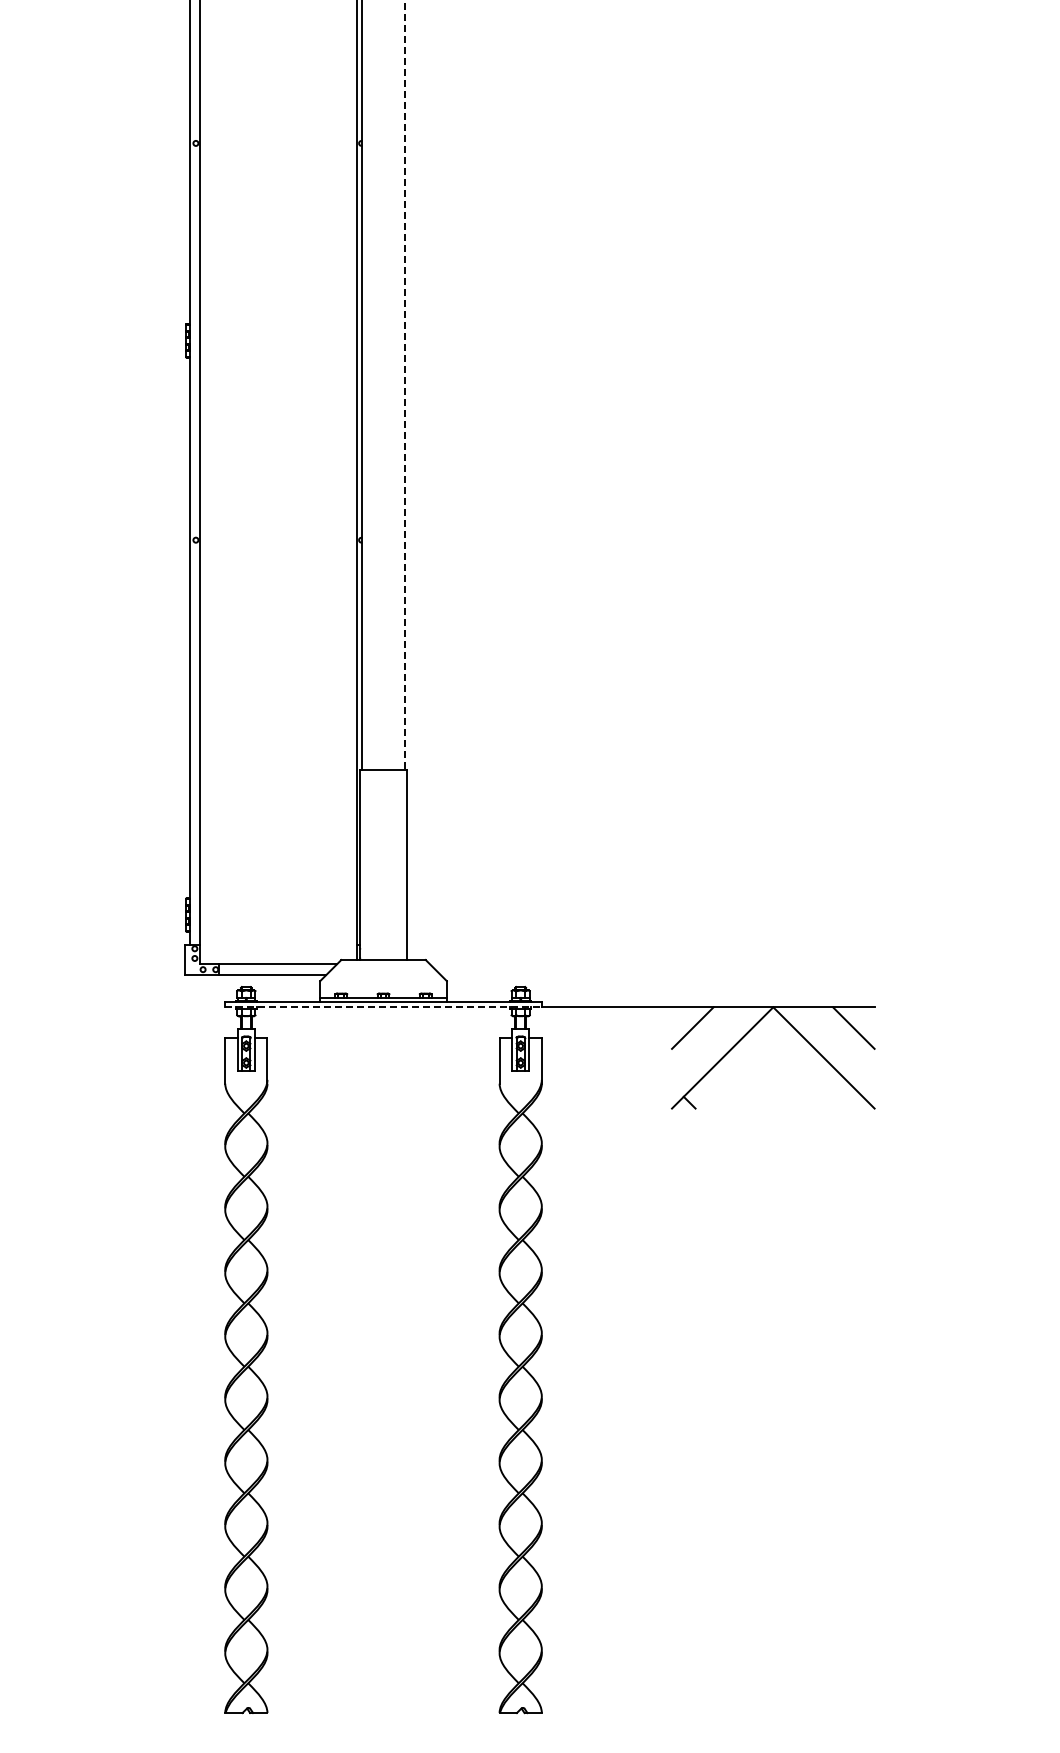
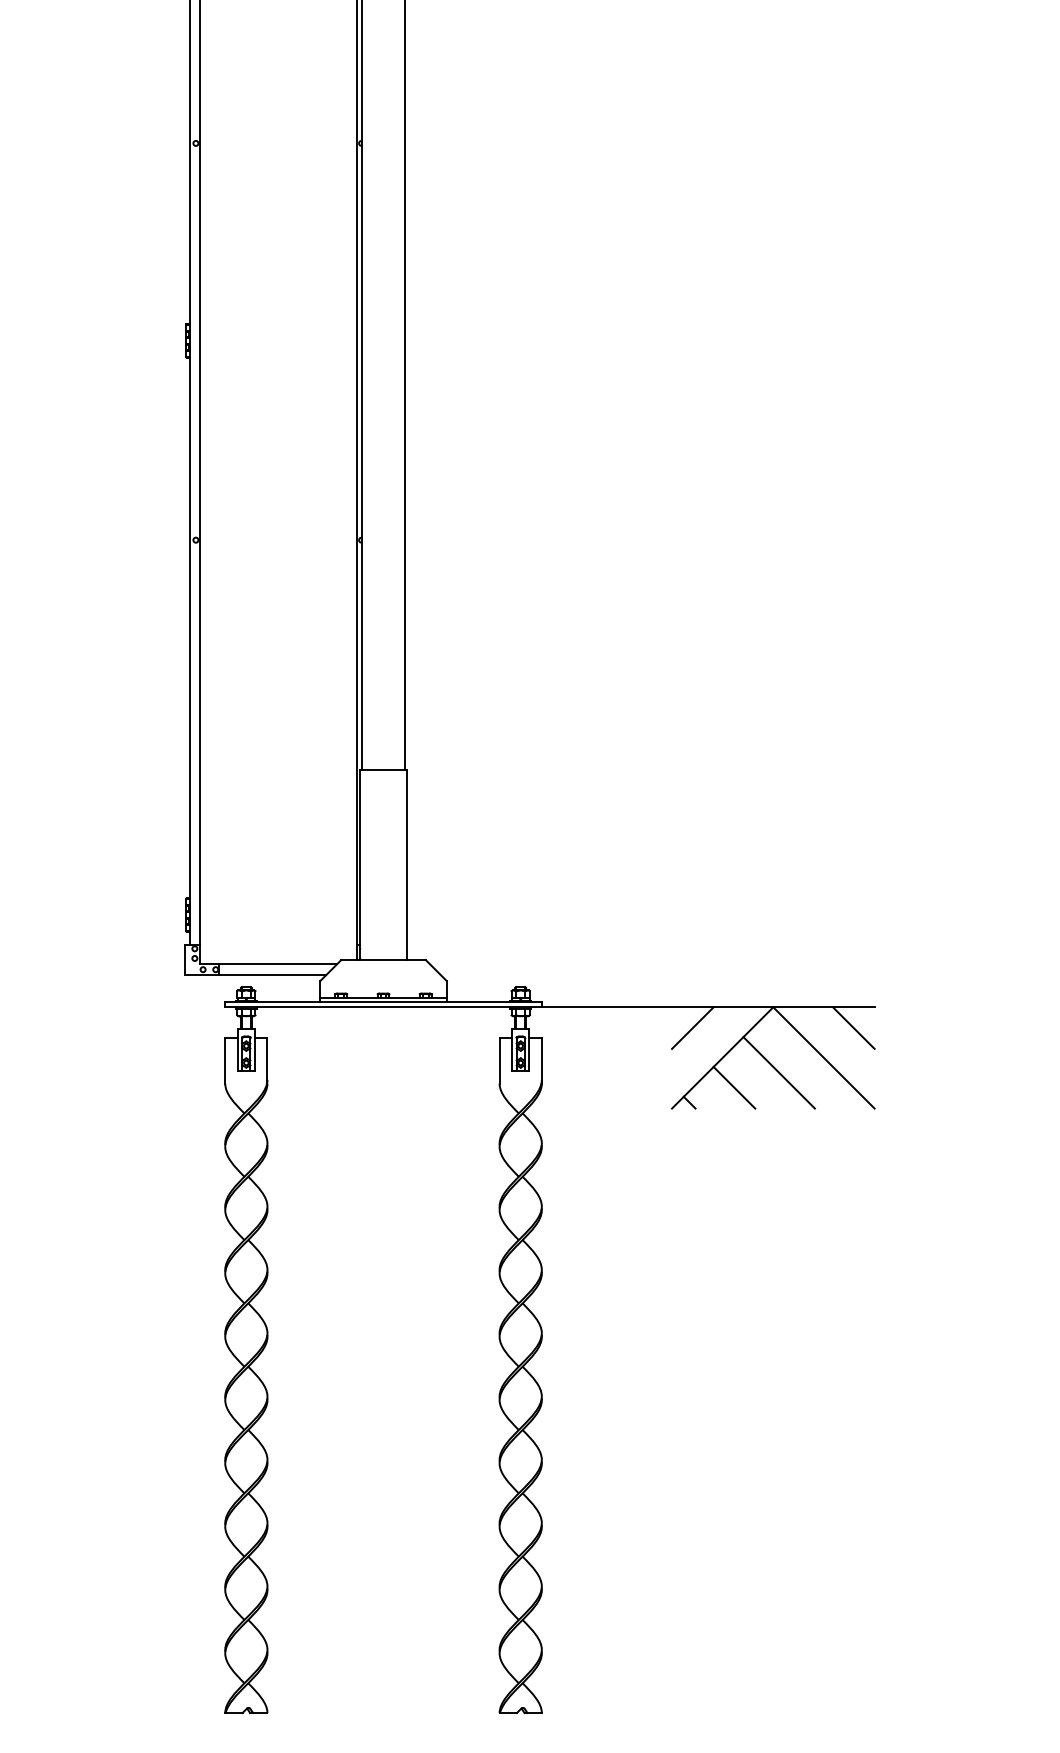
line: dashed -> solid (404, 385)
line: dashed -> solid (384, 1007)
line: none -> present (778, 1072)
line: none -> present (734, 1087)
